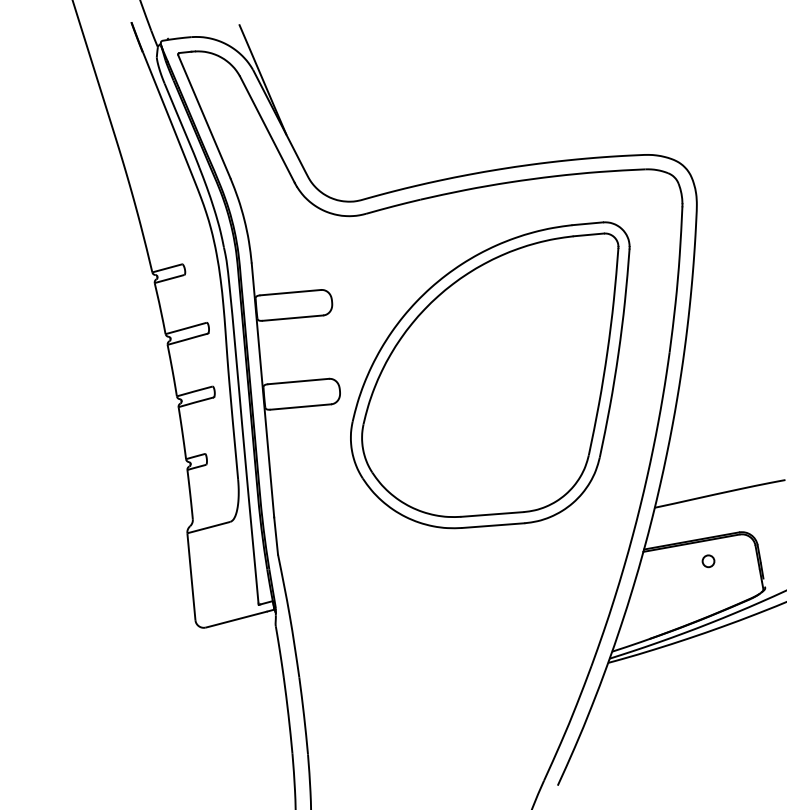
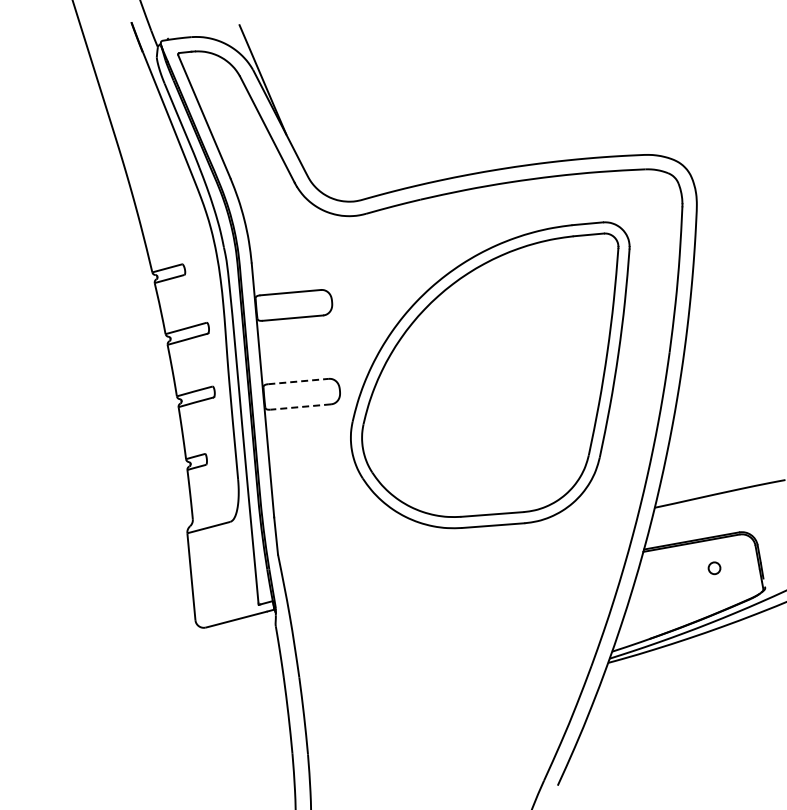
line: solid -> dashed (299, 381)
line: solid -> dashed (300, 407)
circle position: (708, 561) -> (714, 568) (714, 568)
